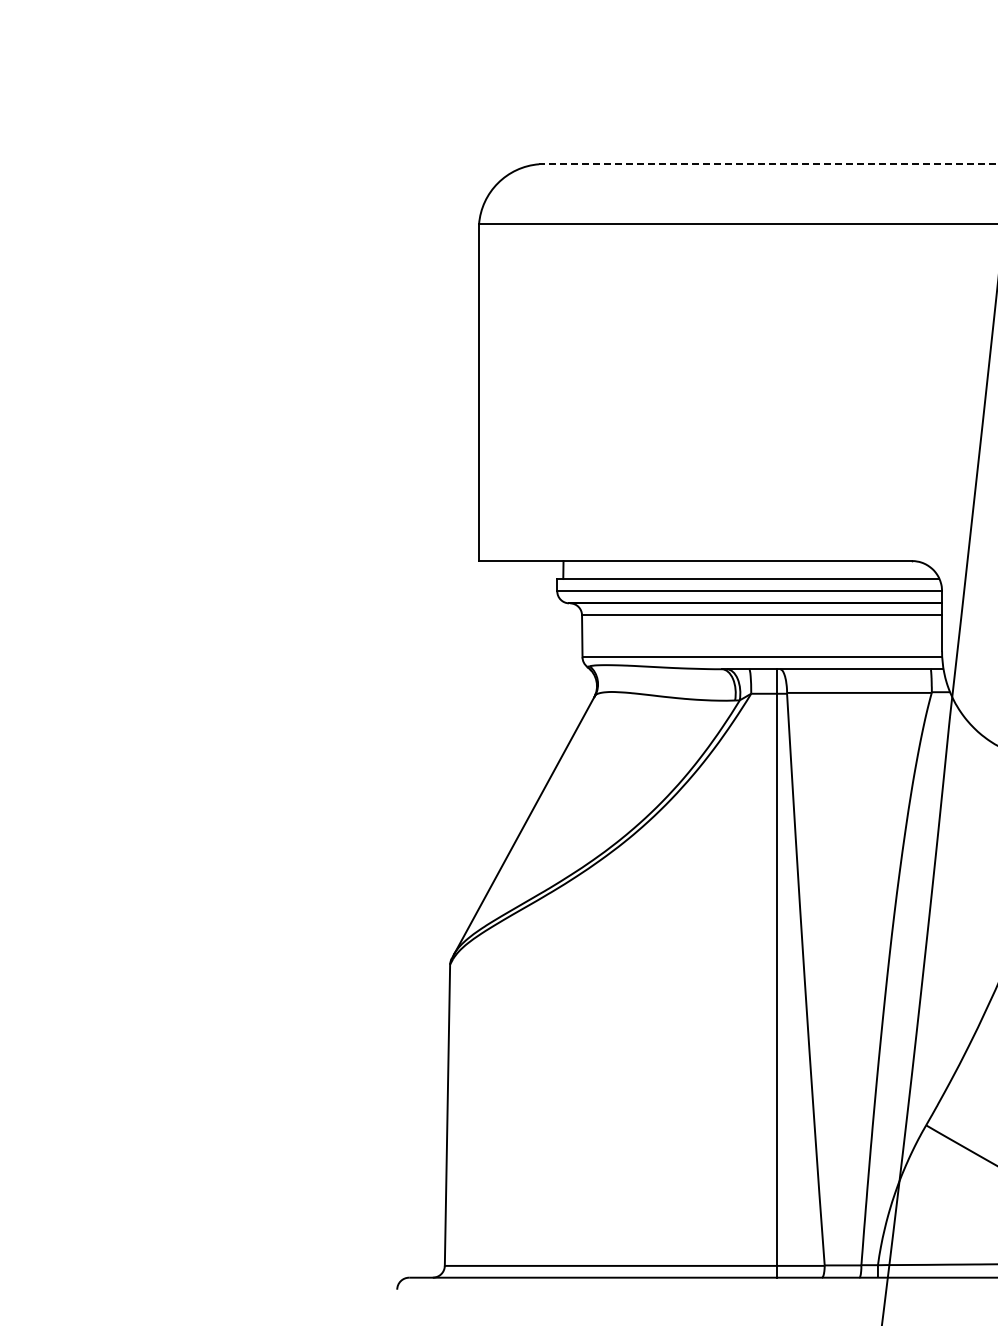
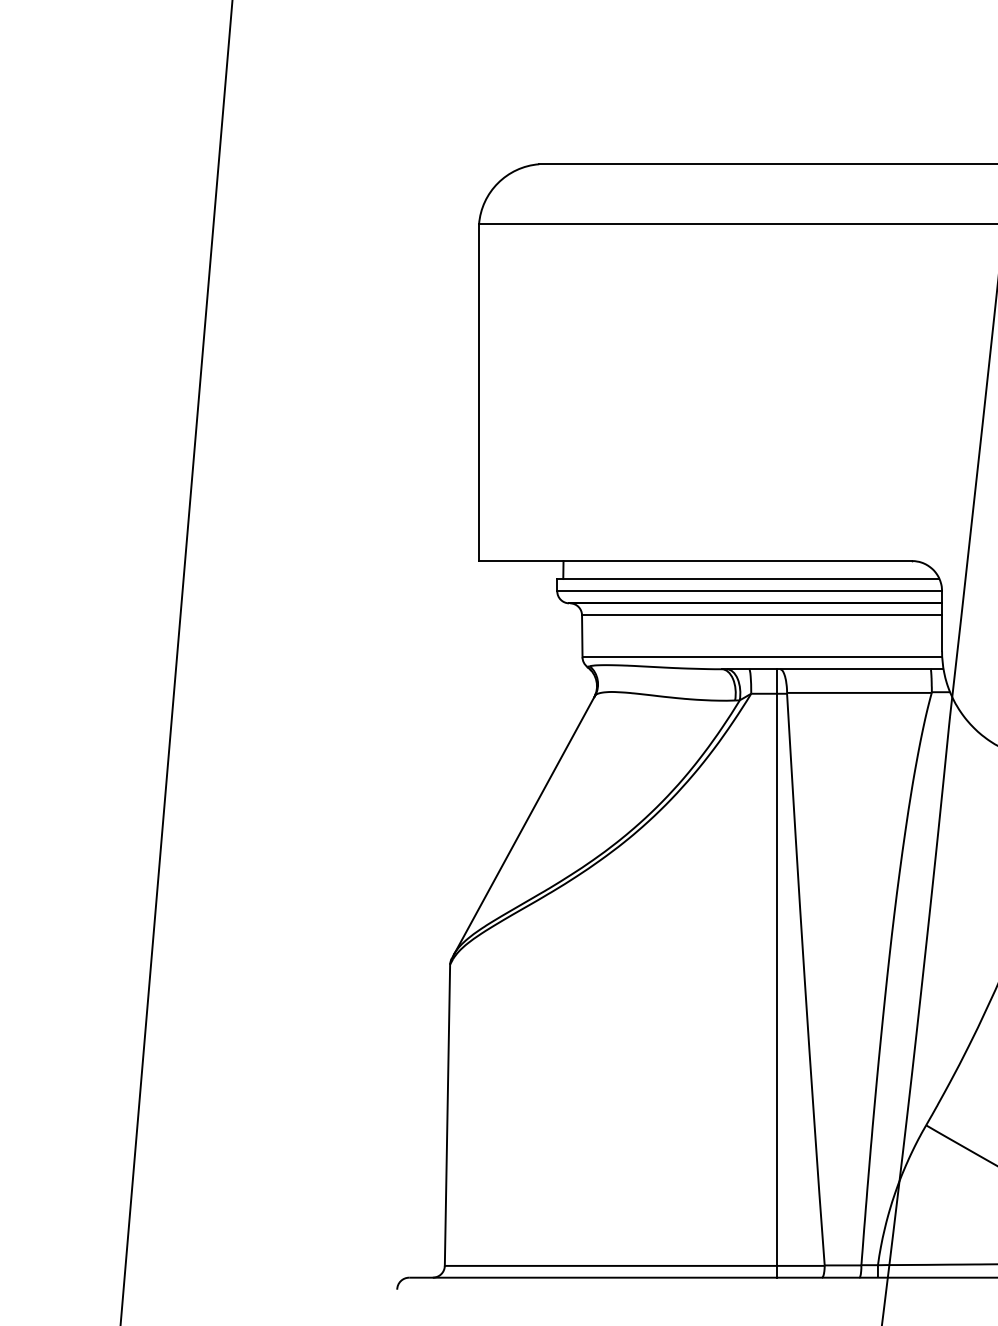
line: dashed -> solid (768, 164)
line: none -> present (176, 662)
